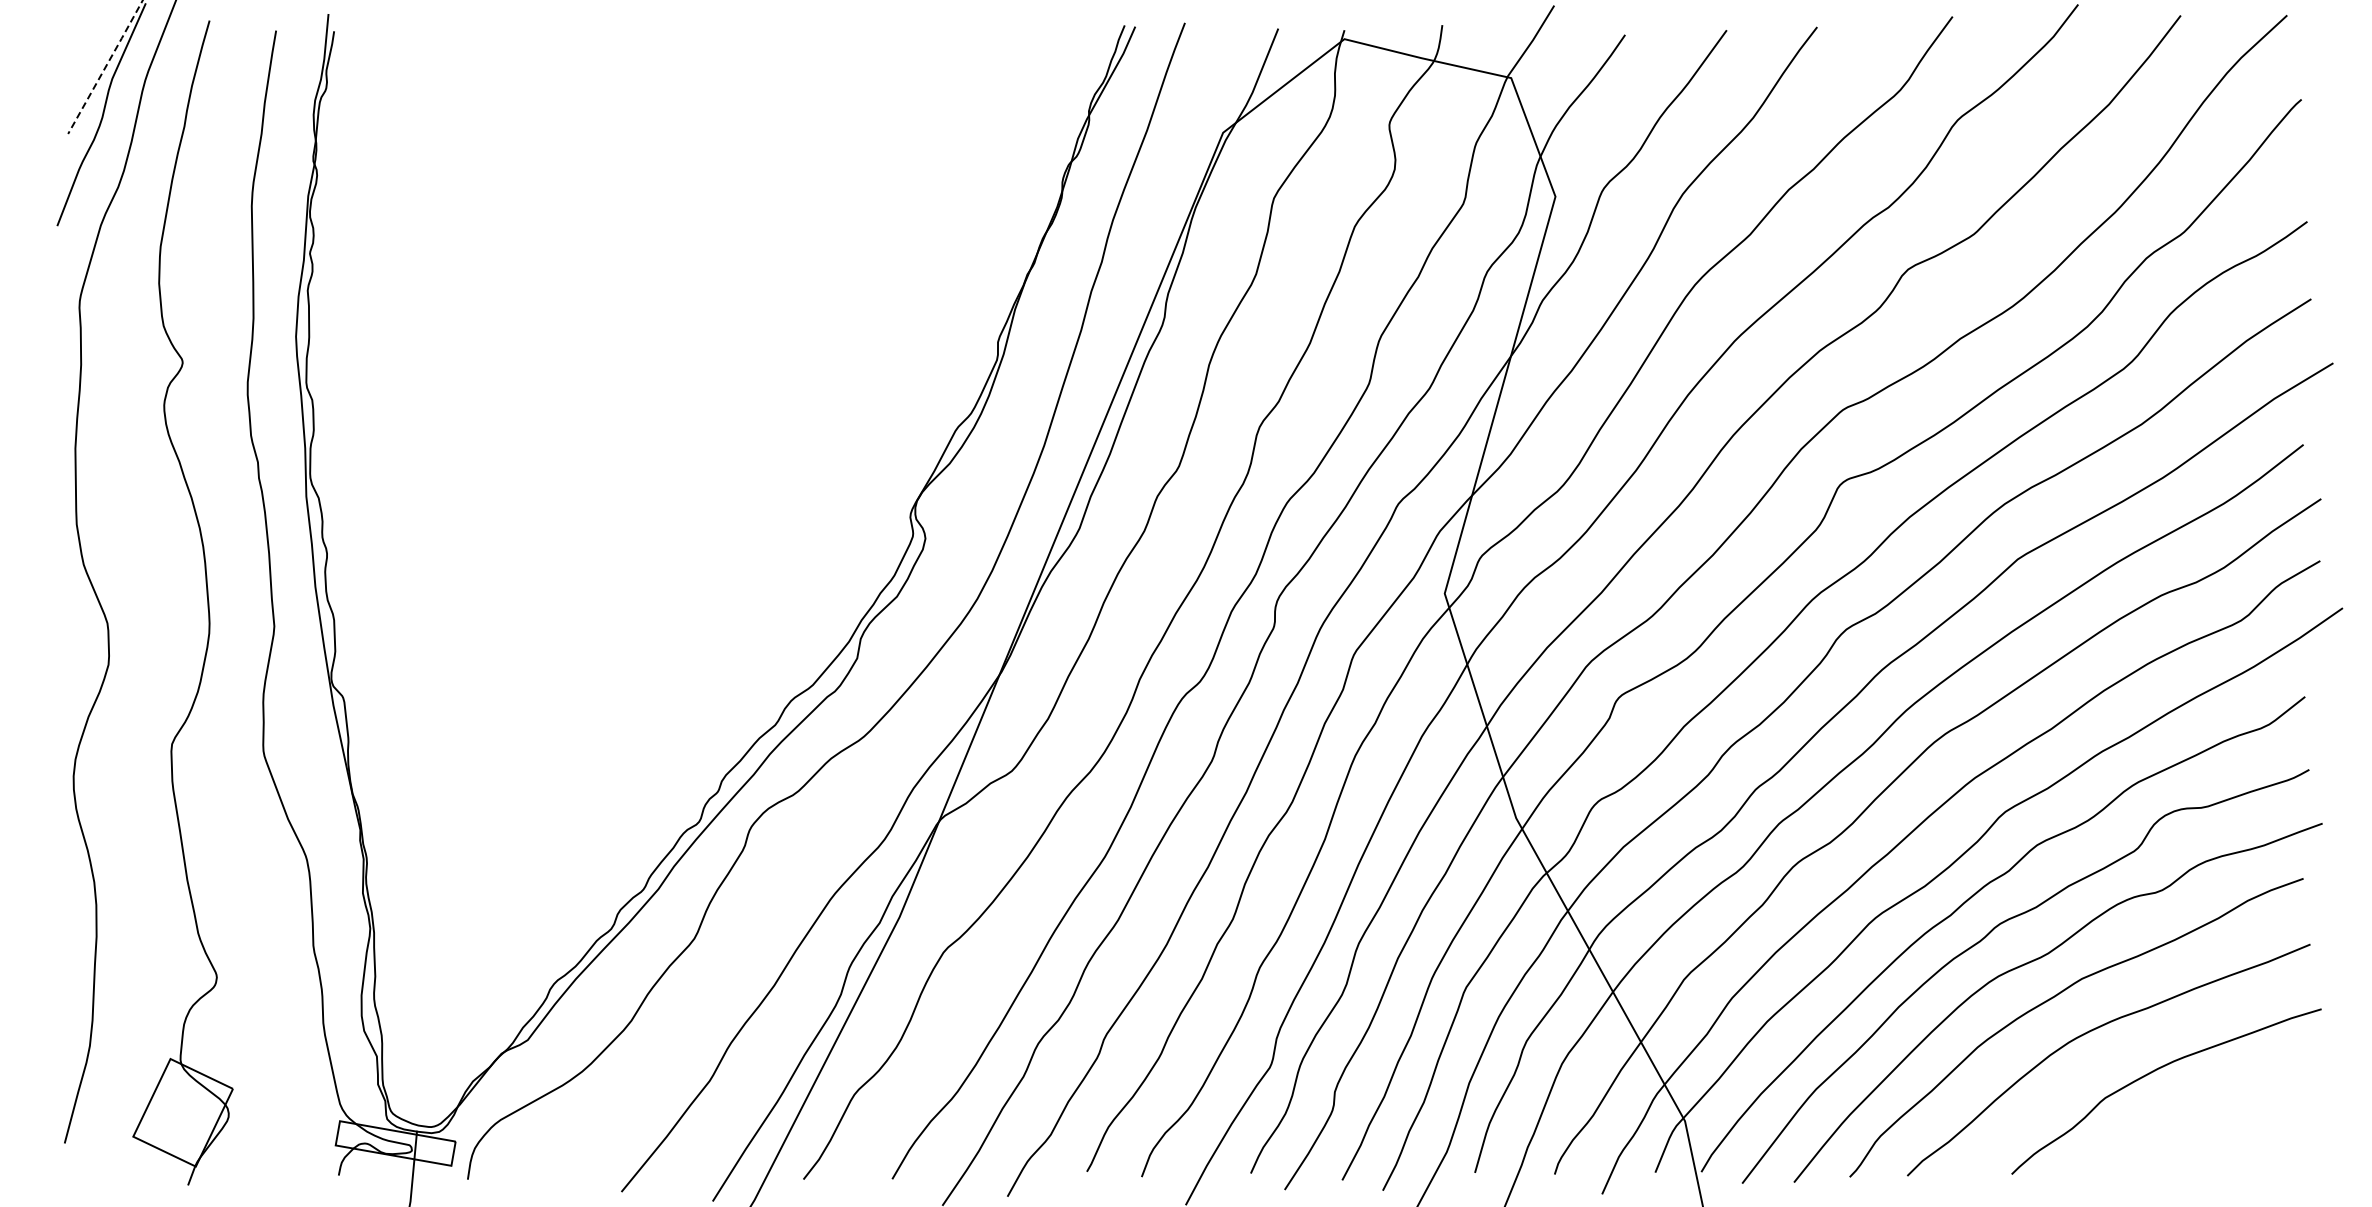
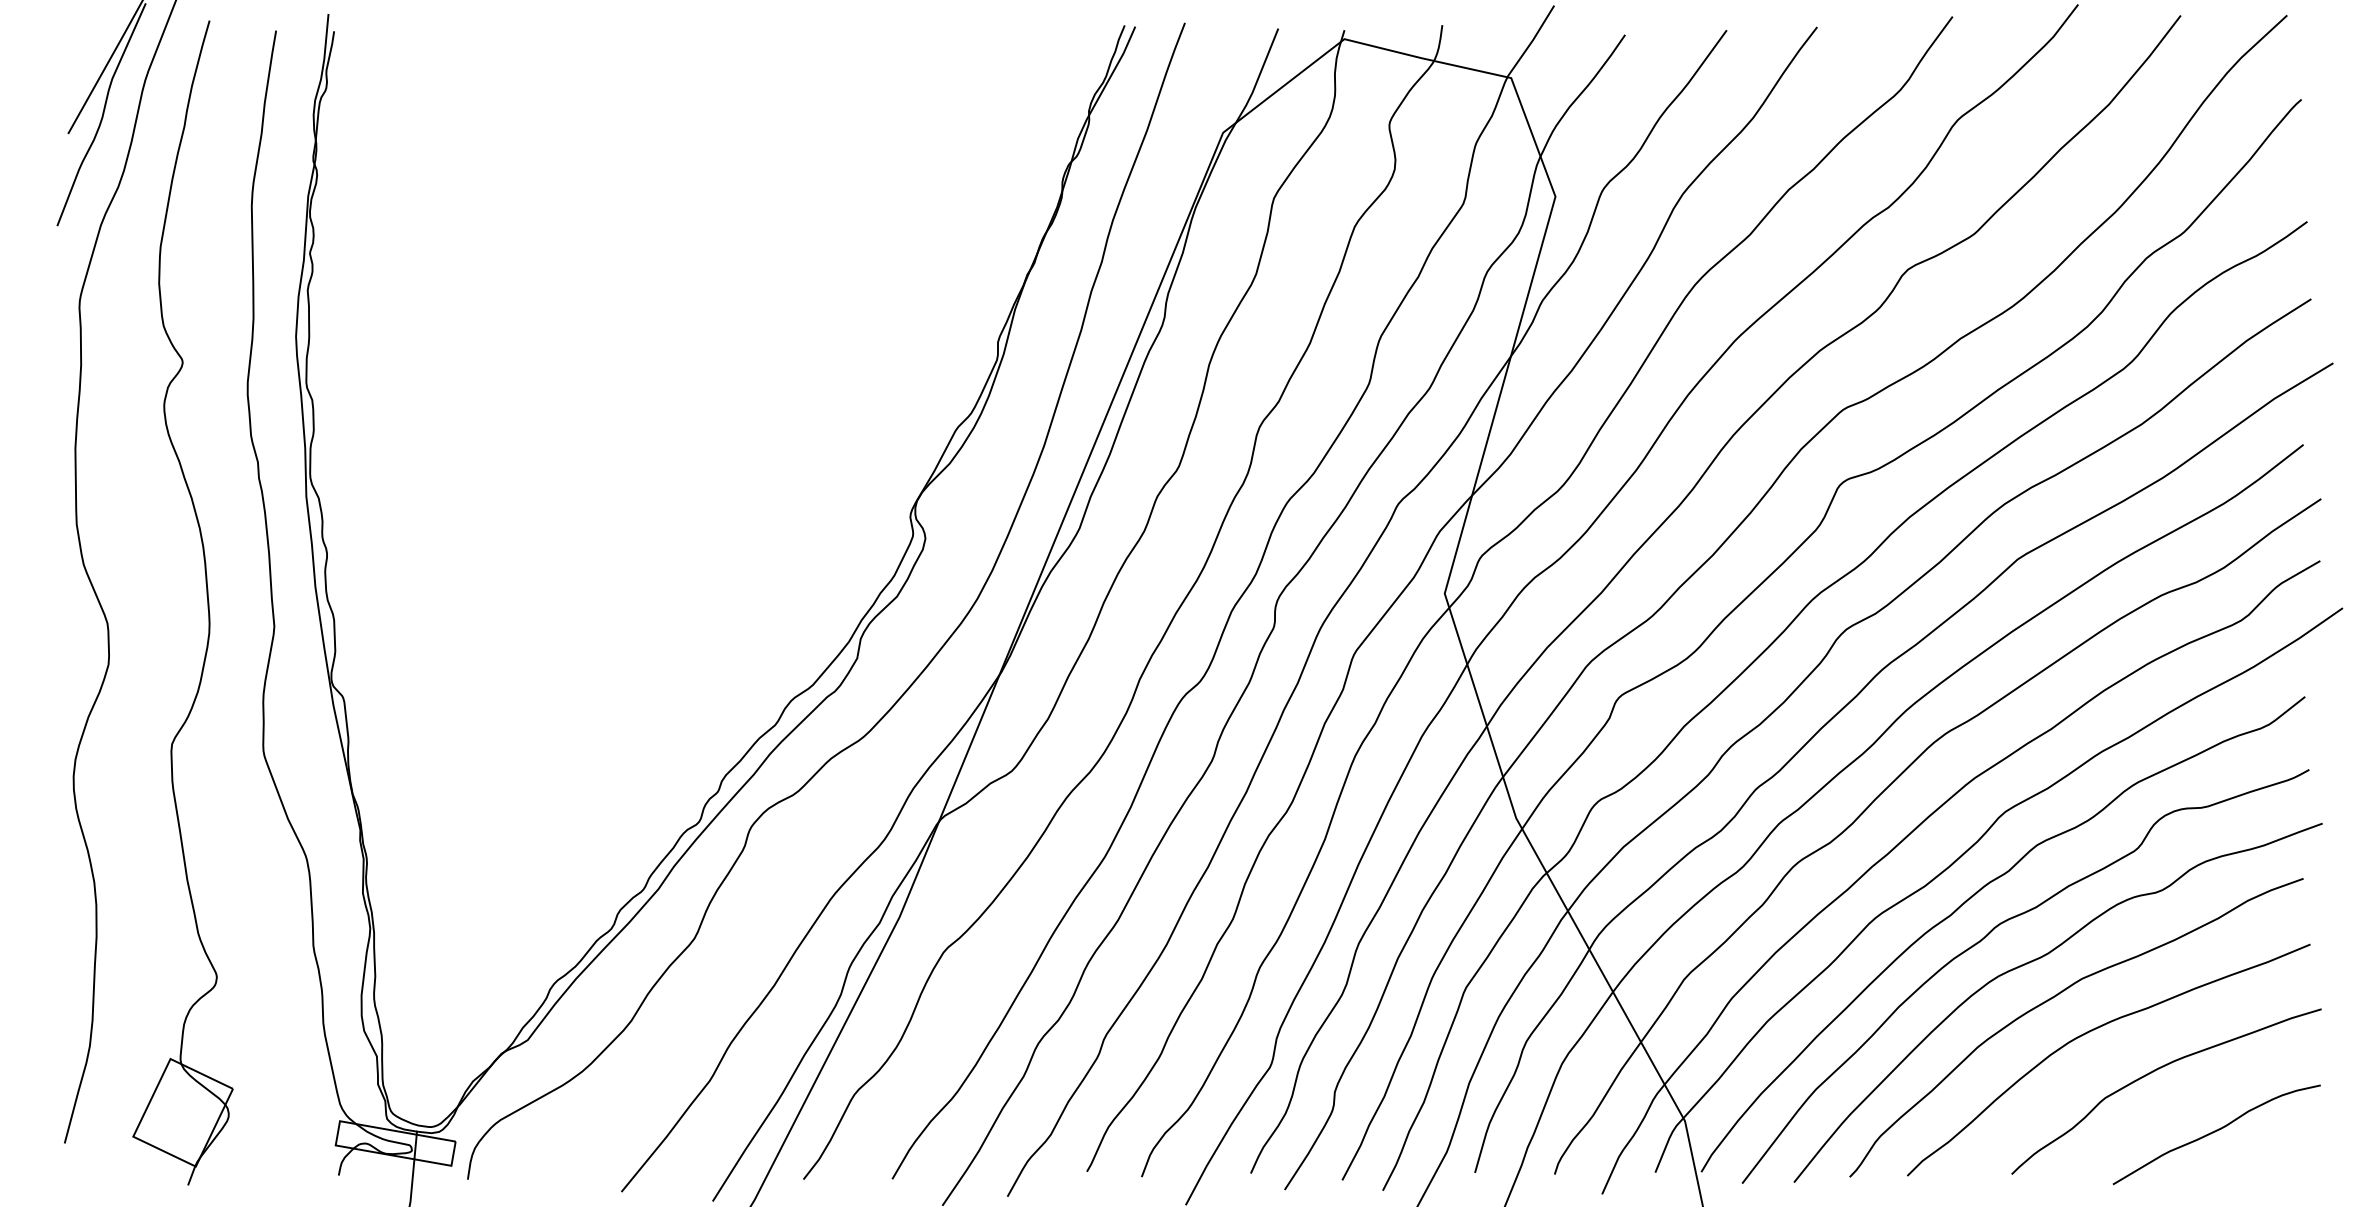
line: dashed -> solid (105, 67)
curve: none -> present (2215, 1132)
